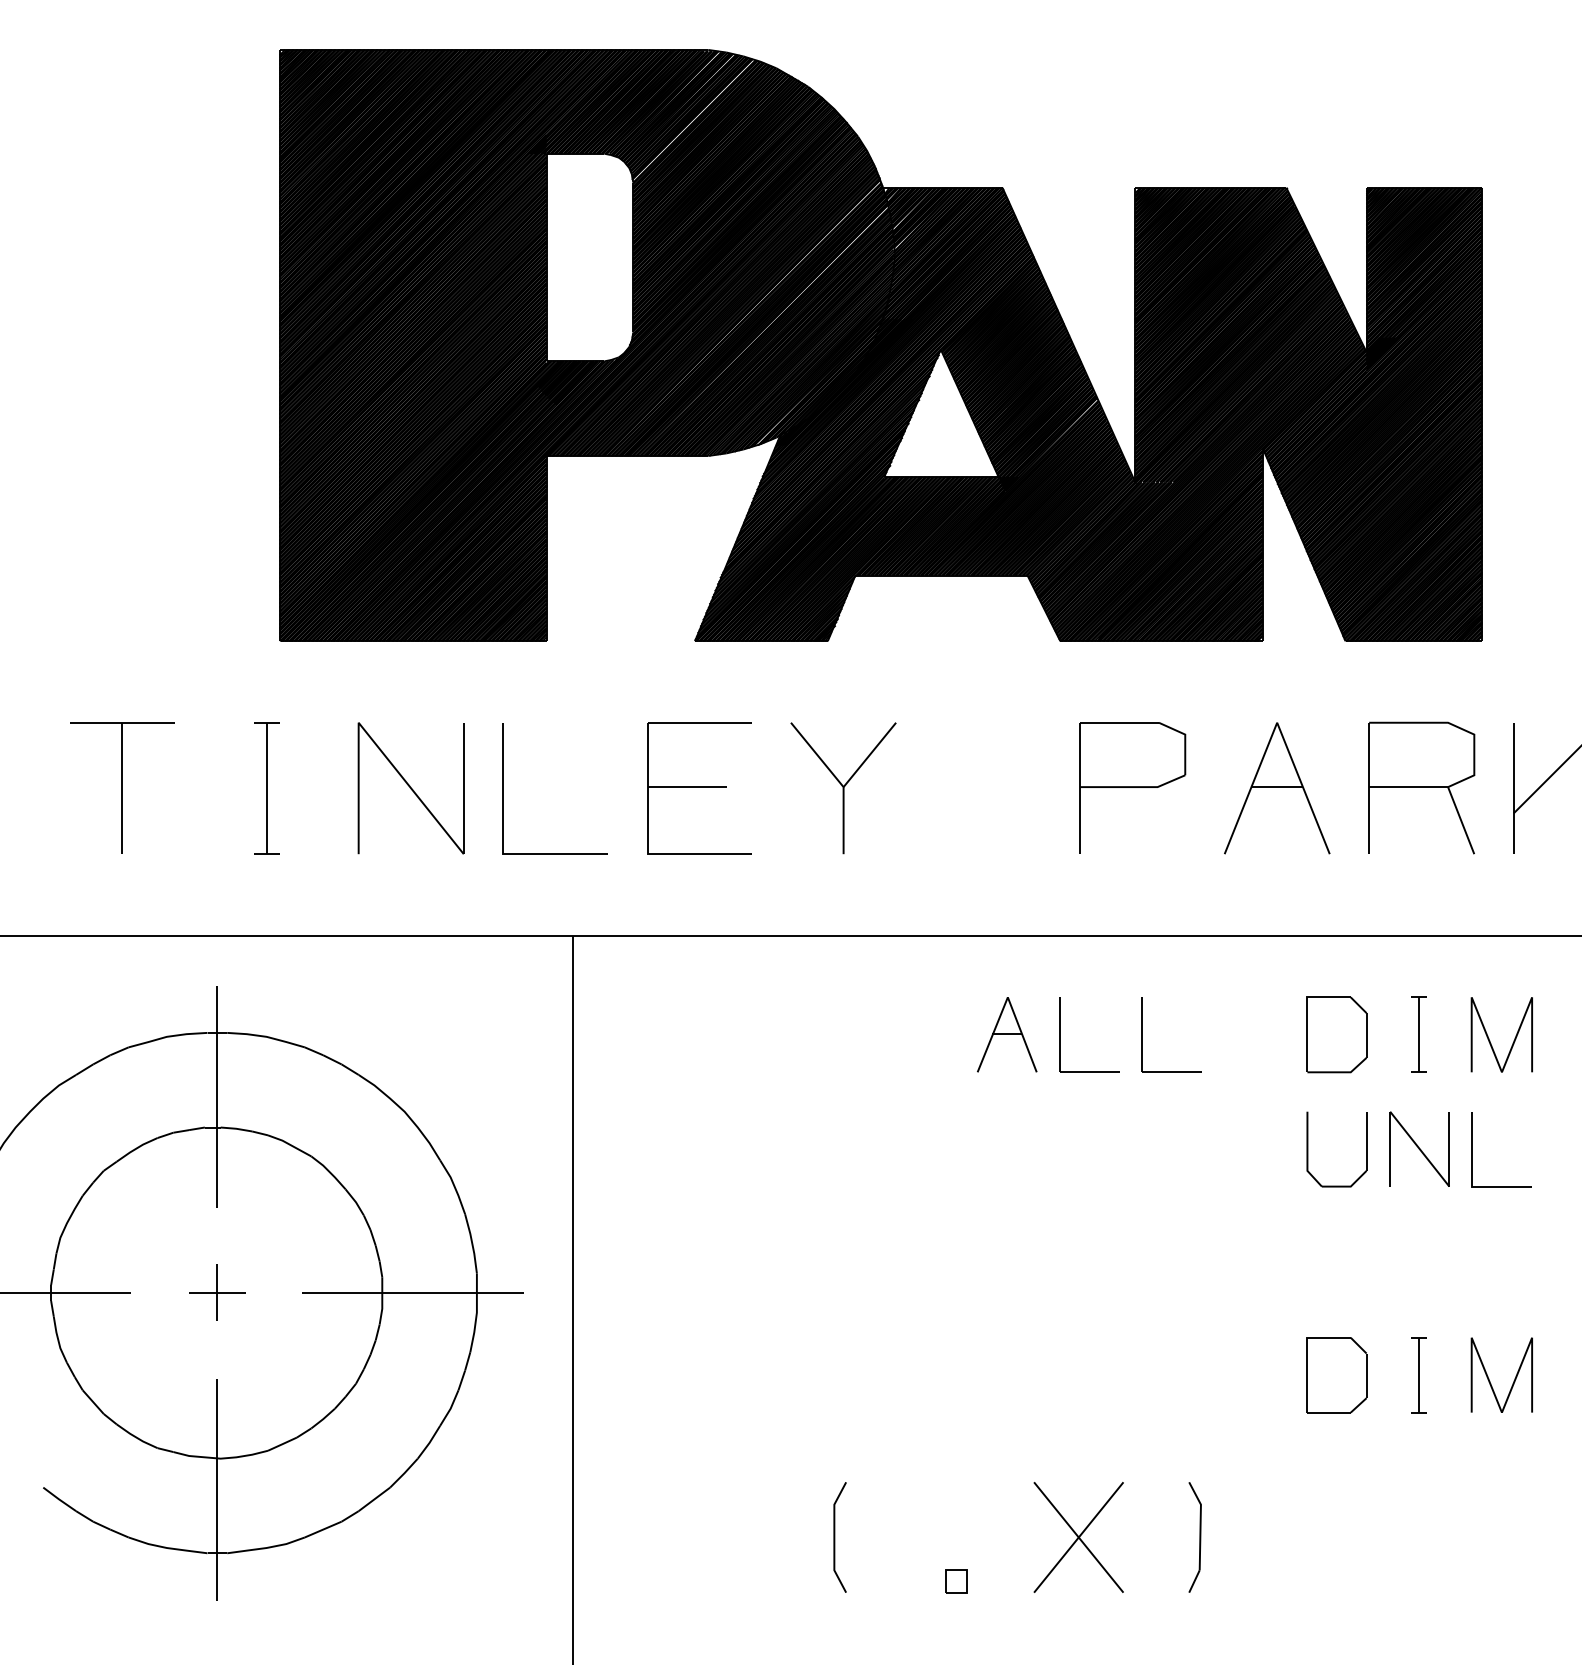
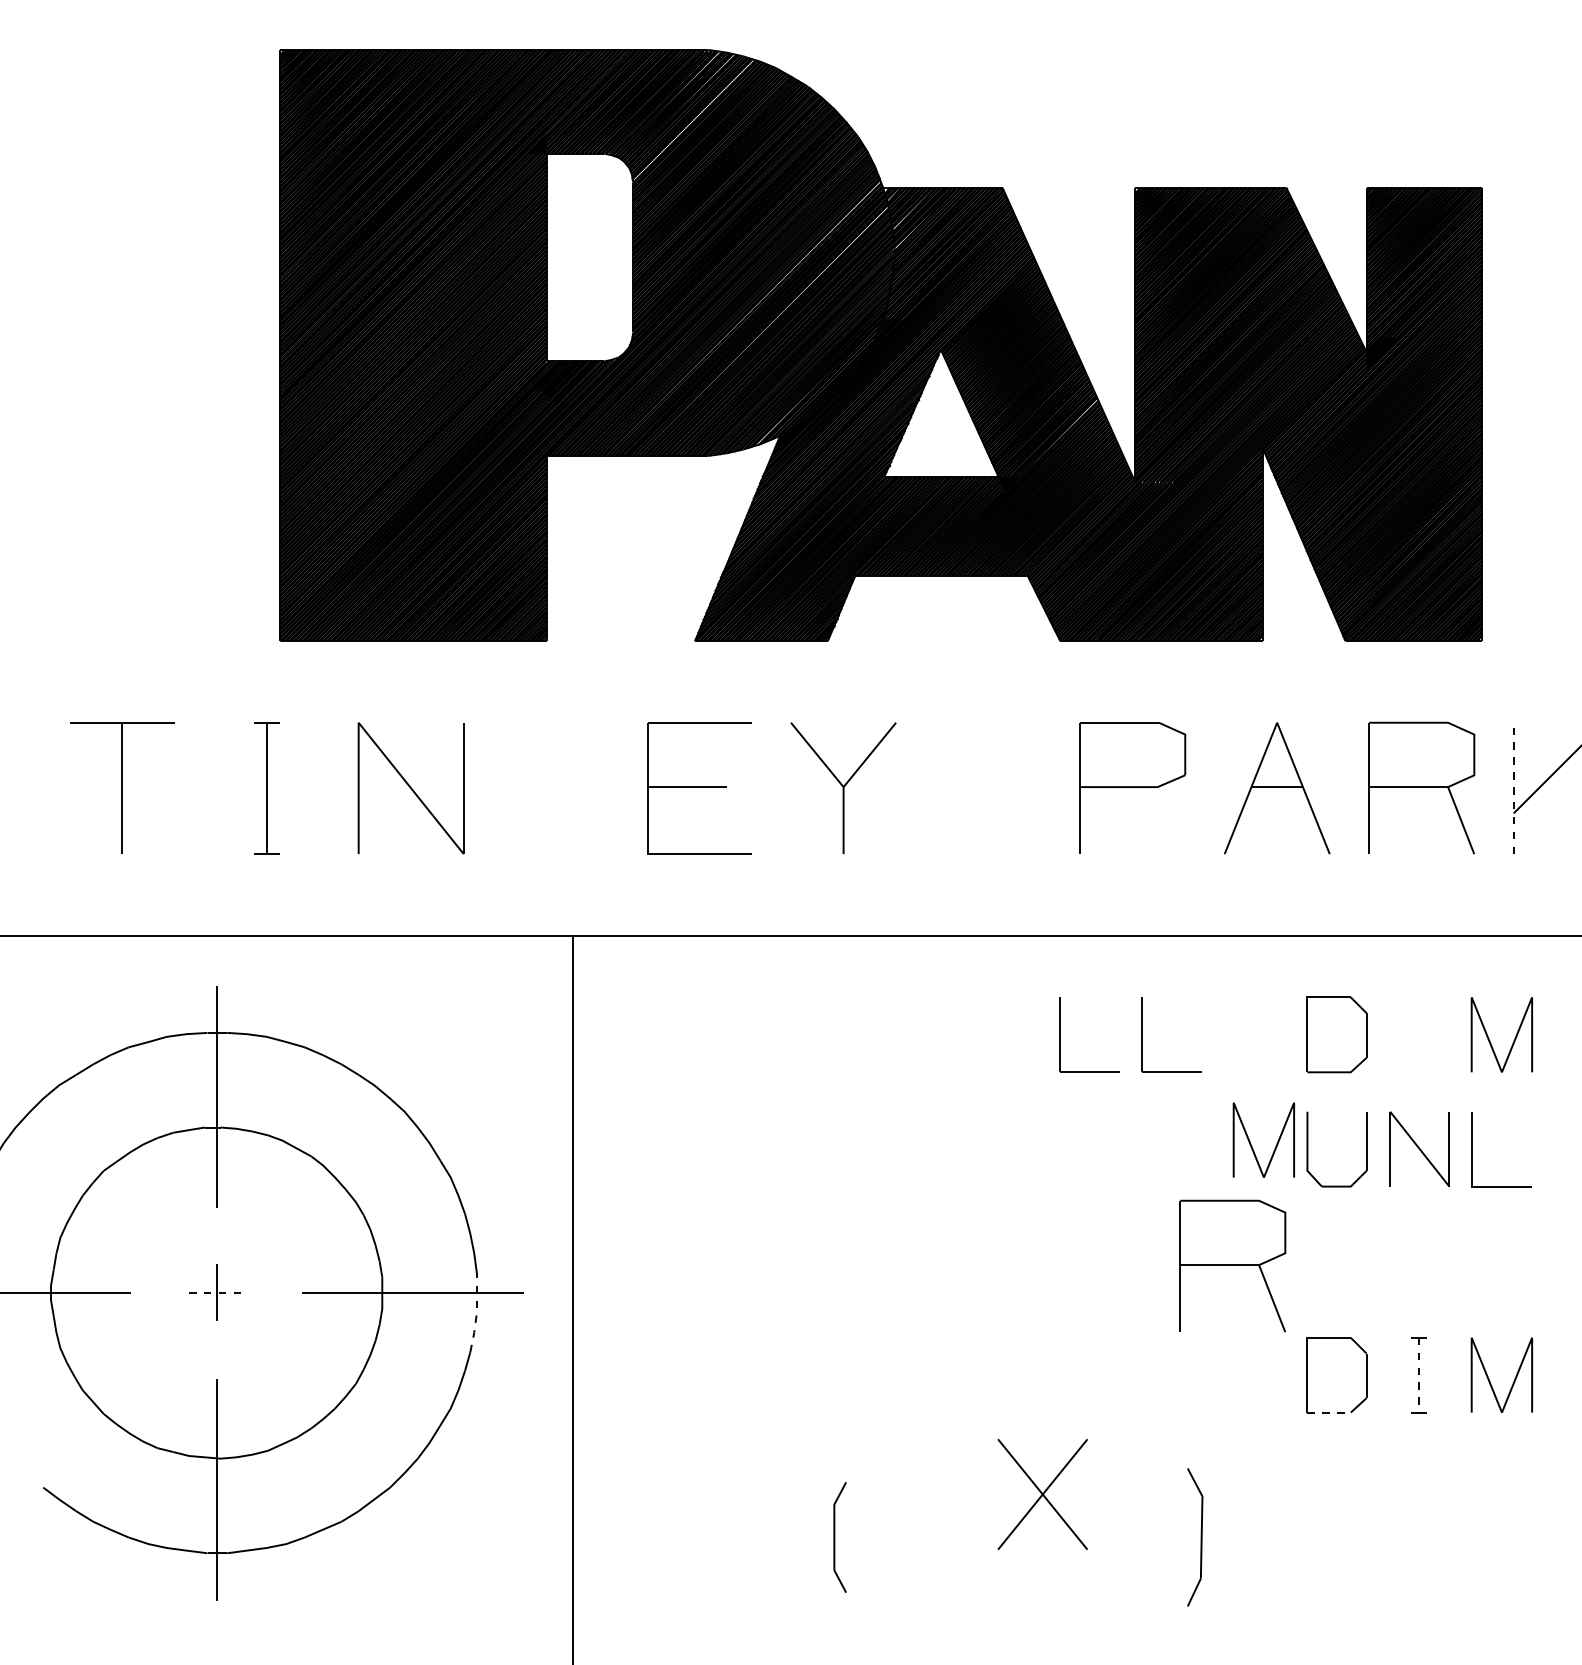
line: present -> none (503, 788)
line: solid -> dashed (1513, 788)
part: present -> none (1007, 1034)
part: present -> none (1418, 1034)
line: none -> present (1251, 1143)
part: none -> present (1232, 1265)
line: solid -> dashed (217, 1293)
line: solid -> dashed (476, 1312)
line: solid -> dashed (1419, 1375)
line: solid -> dashed (1329, 1412)
part position: (1078, 1537) -> (1042, 1494) (1042, 1494)
part size: 14x111 px -> 17x139 px (1195, 1537)
part: present -> none (956, 1581)
